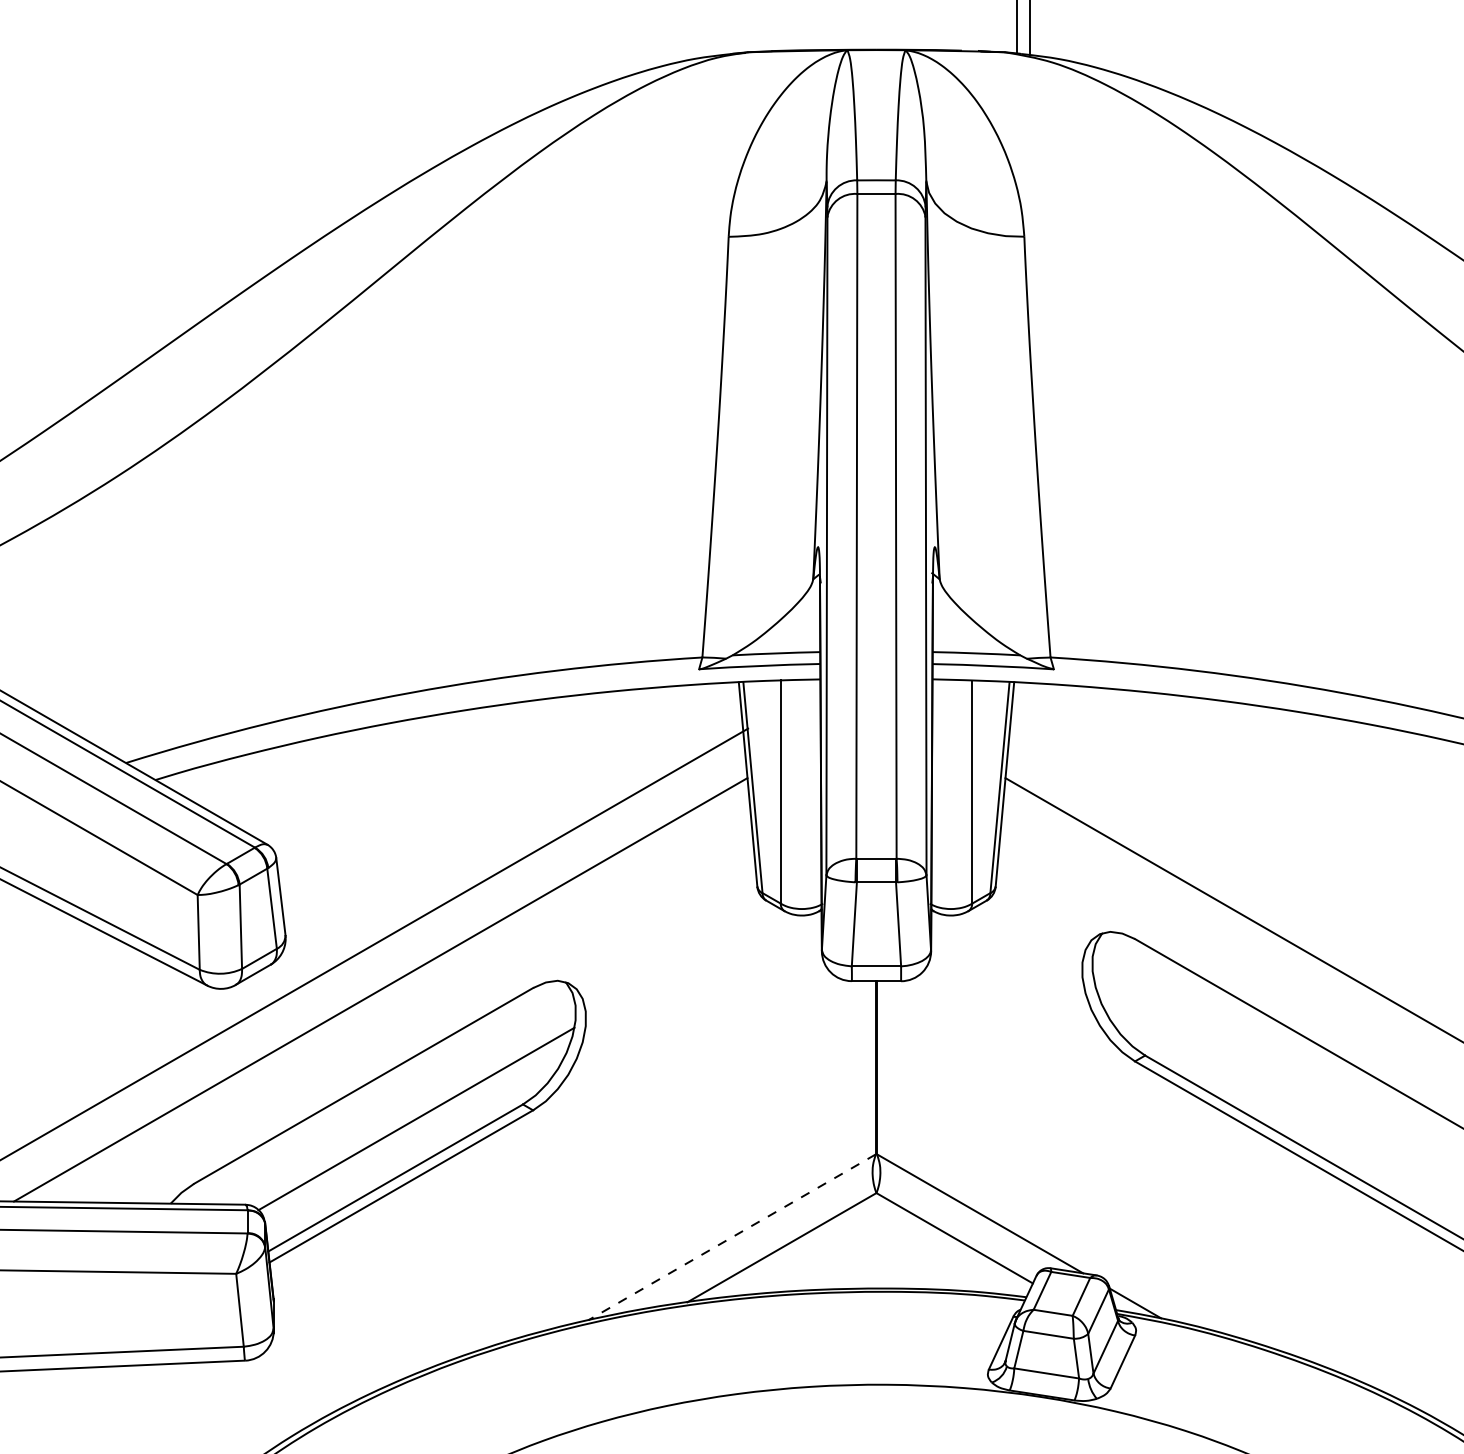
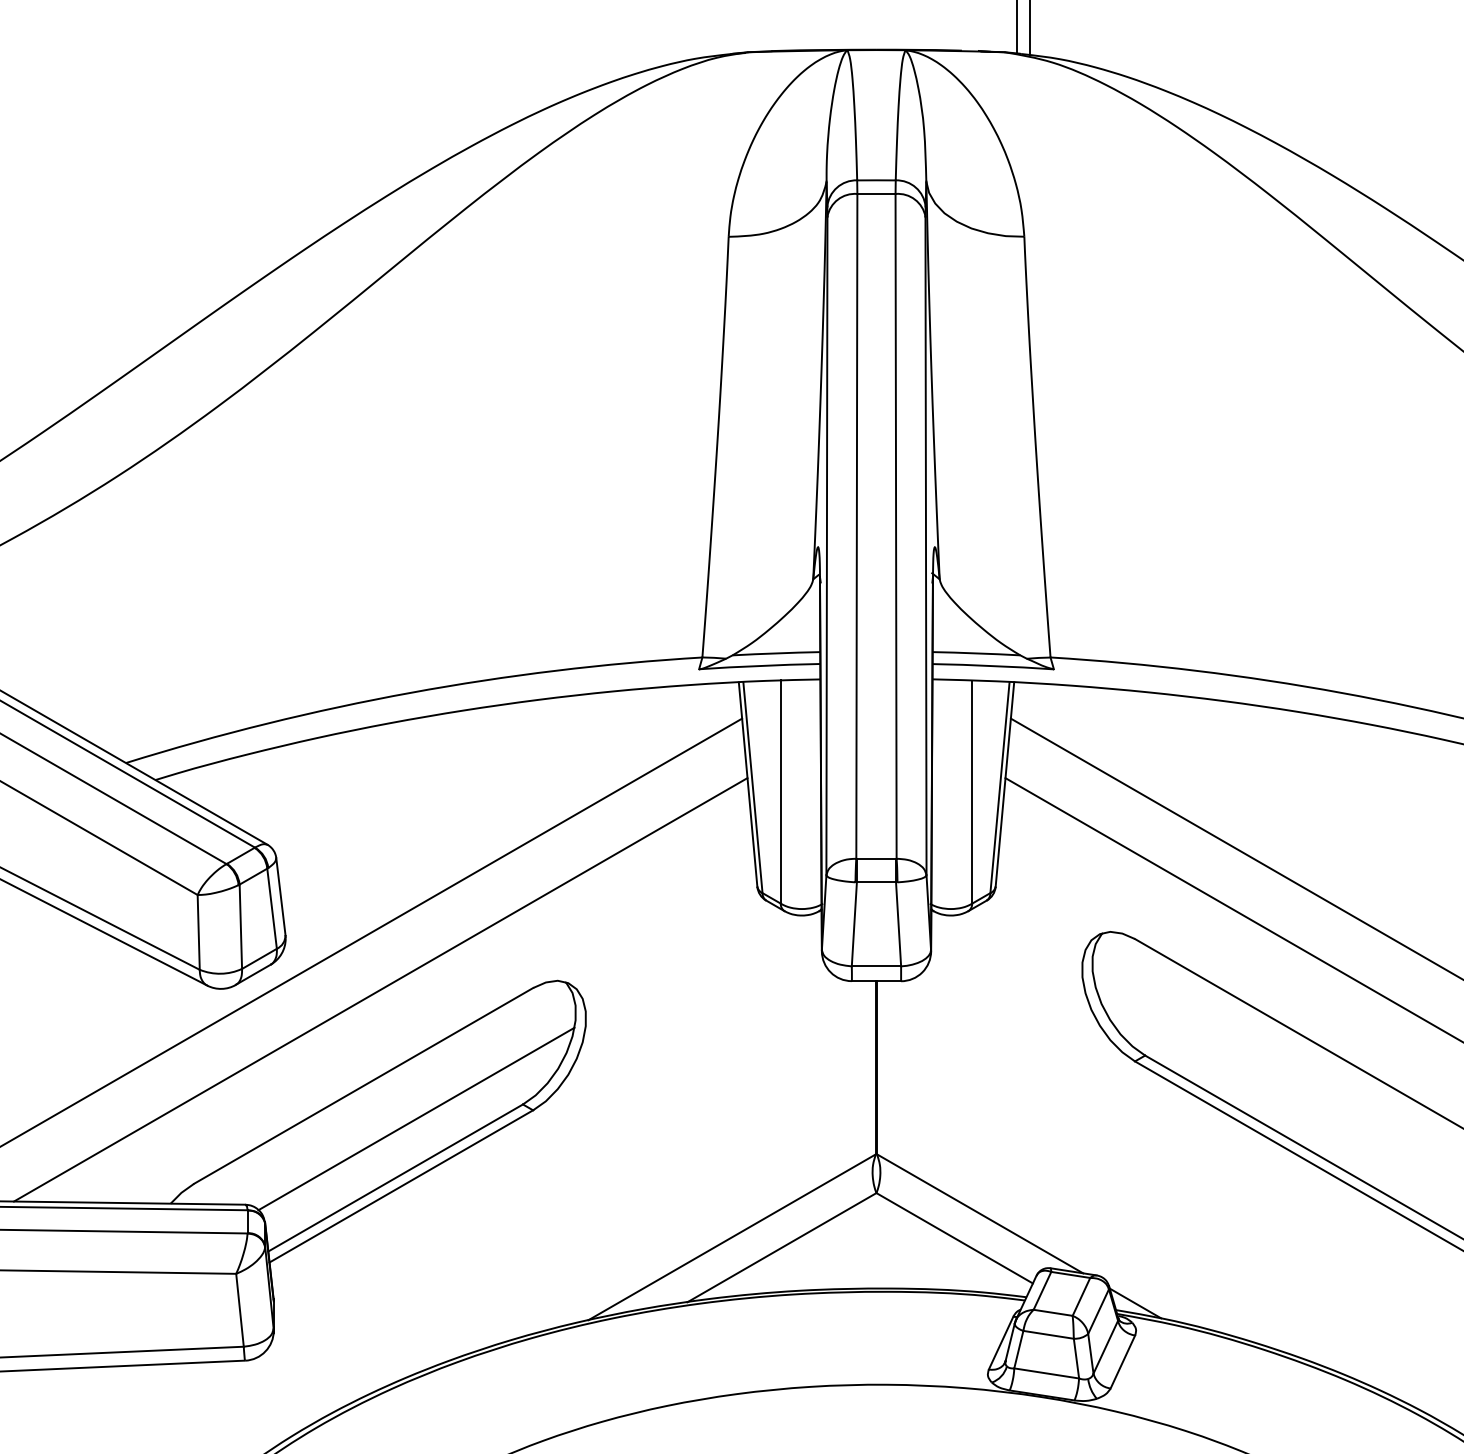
line: none -> present (1235, 848)
line position: (375, 943) -> (372, 931) (372, 931)
line: dashed -> solid (732, 1237)
